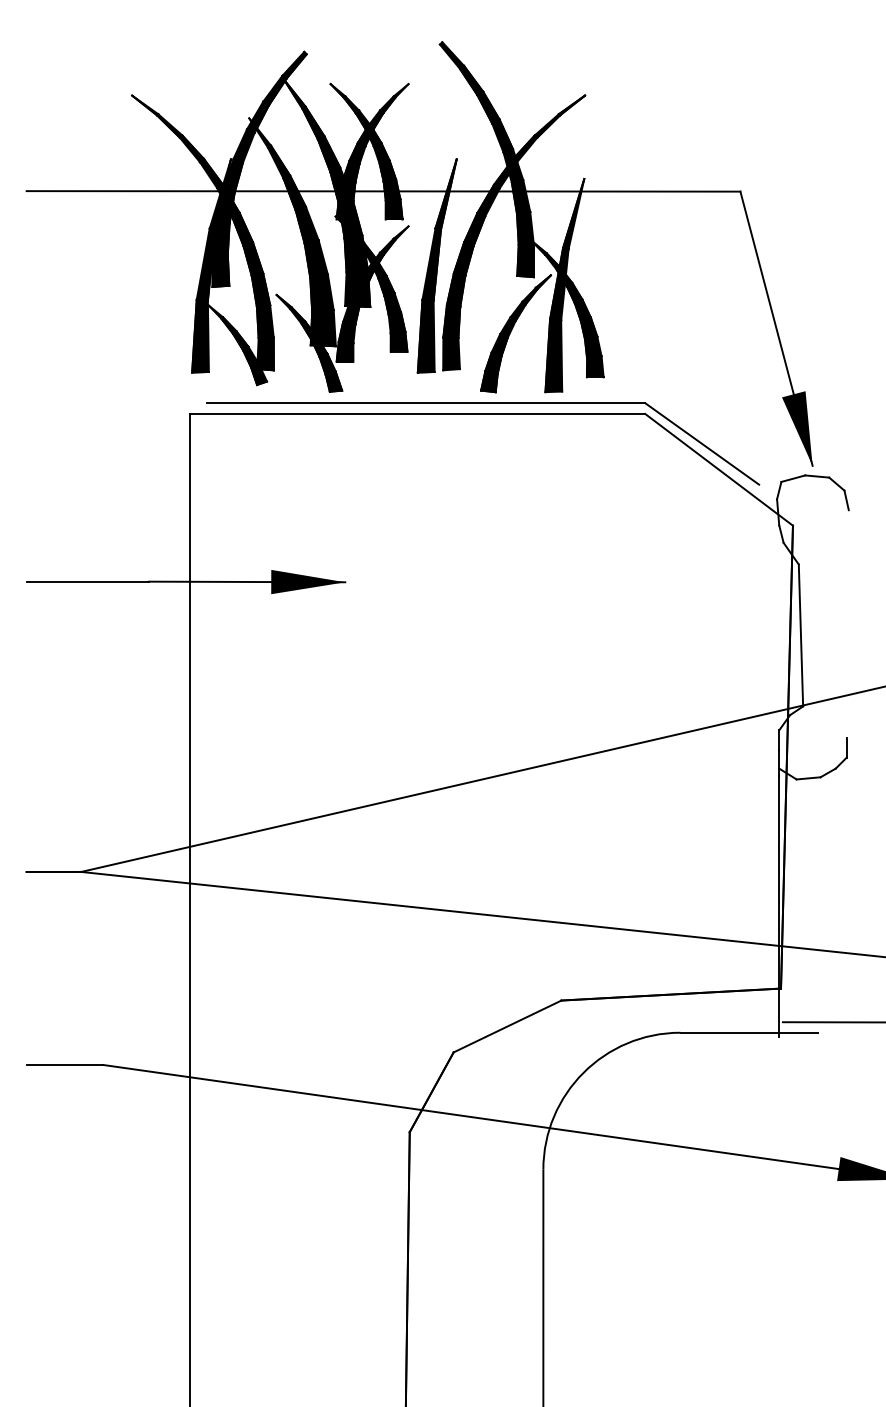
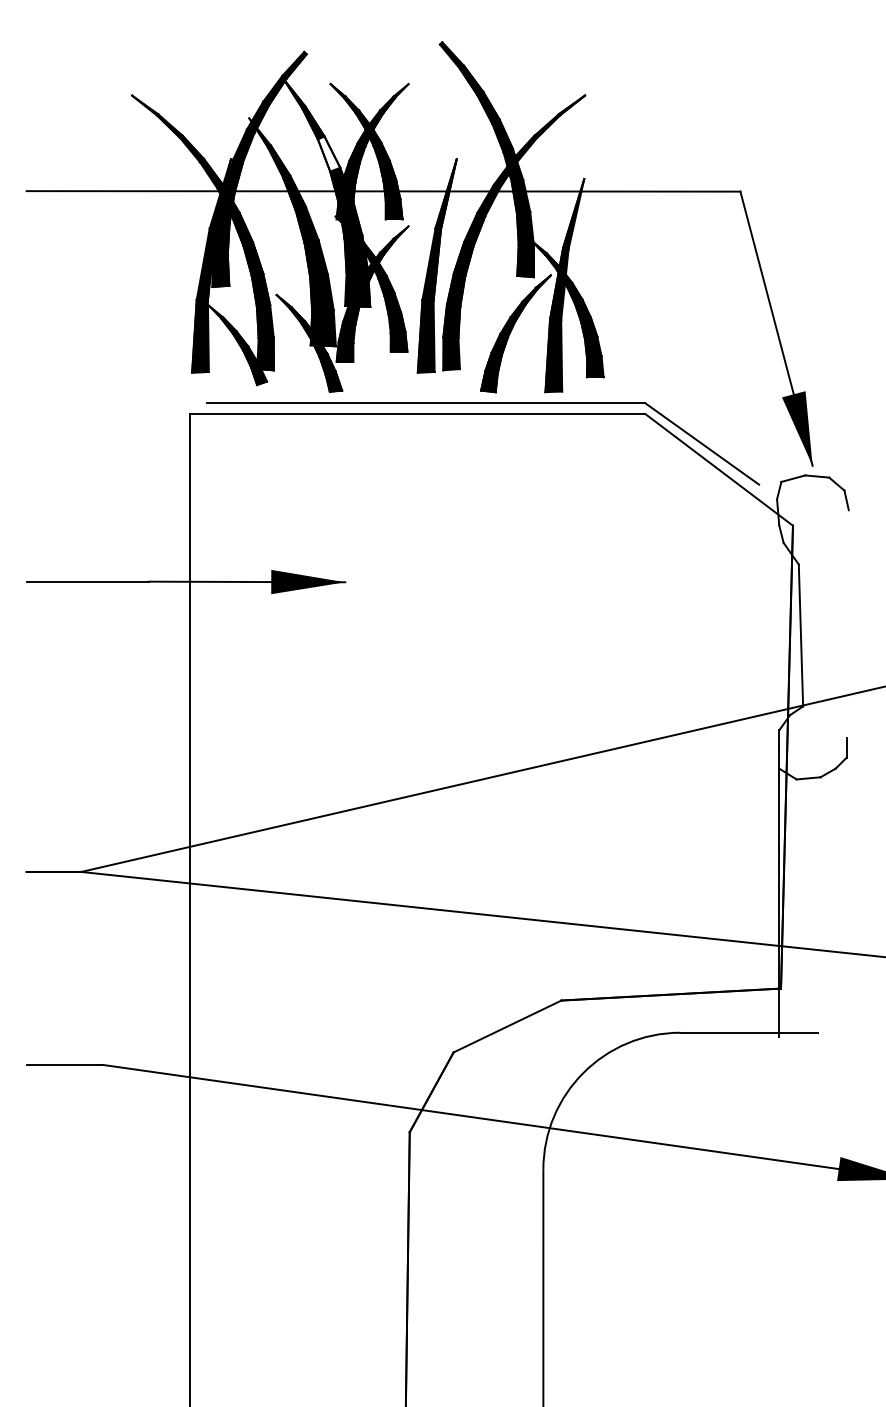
fill: present -> none (328, 153)
line: present -> none (832, 1022)
